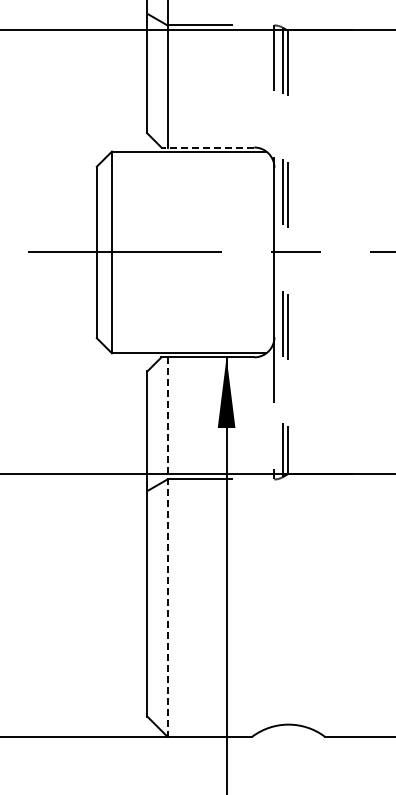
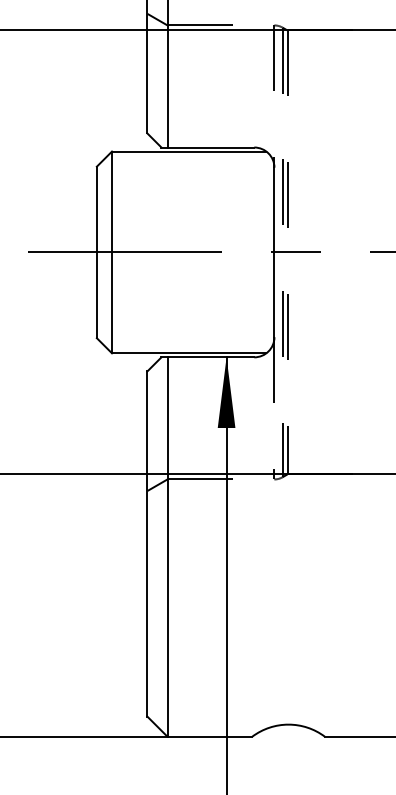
line: dashed -> solid (207, 147)
line: dashed -> solid (167, 547)
